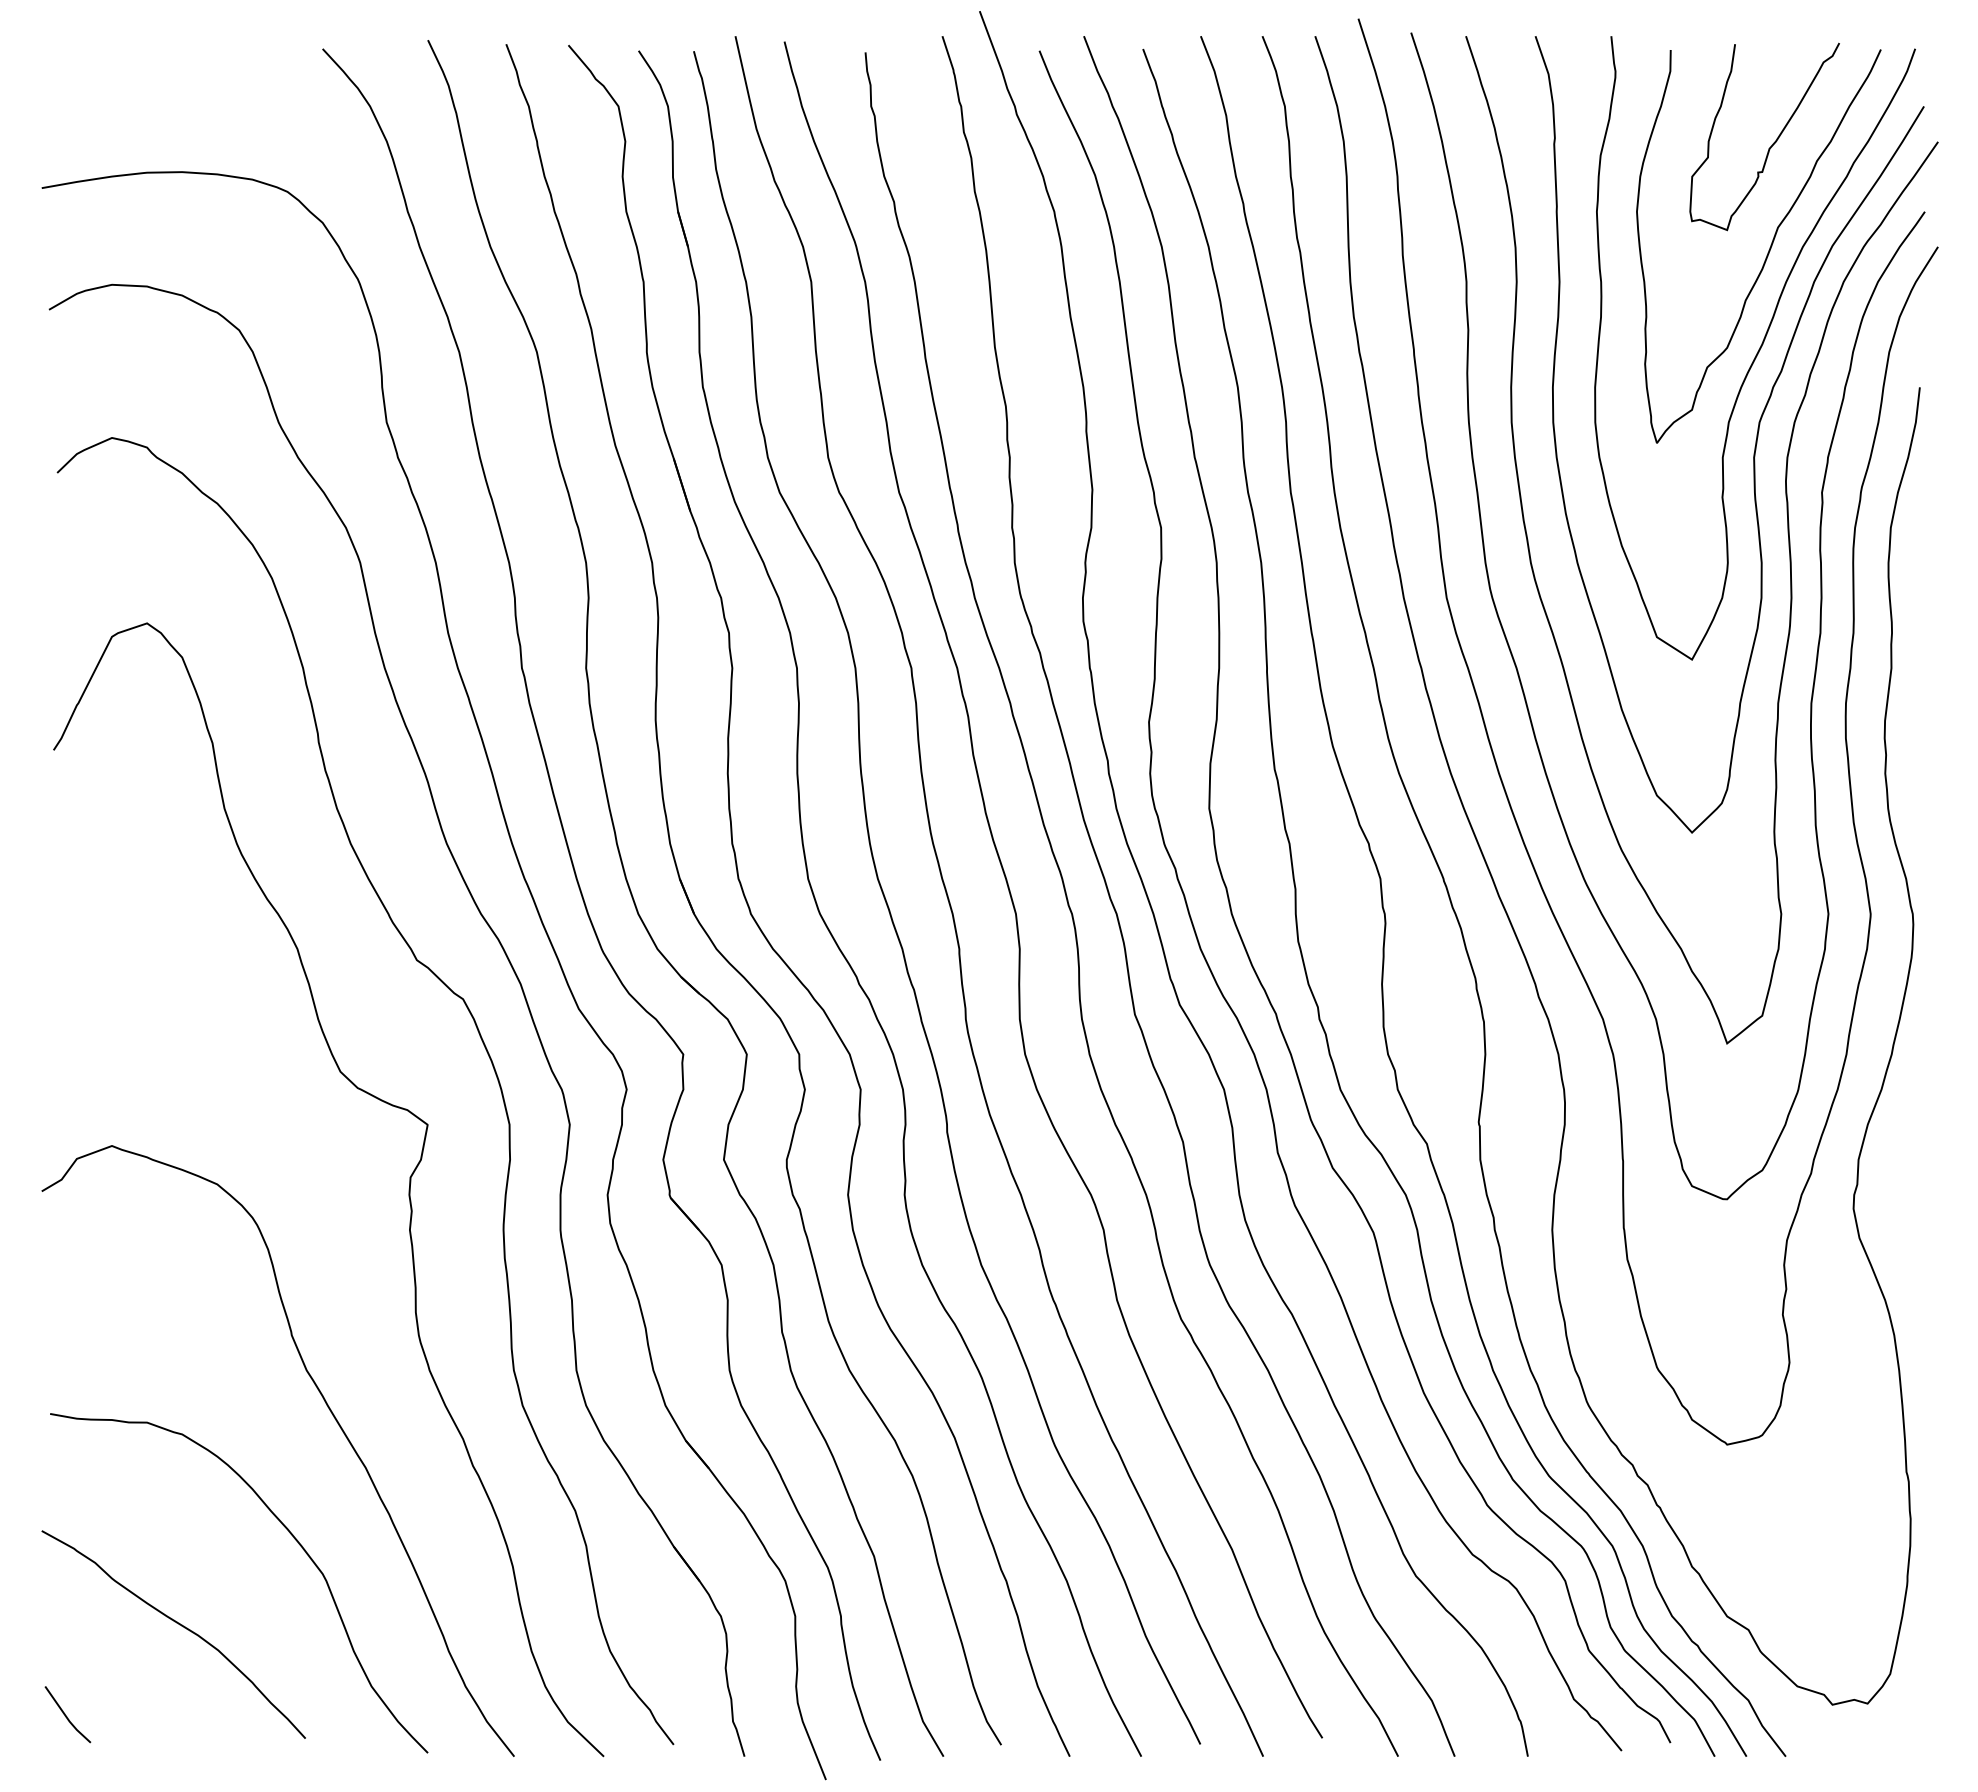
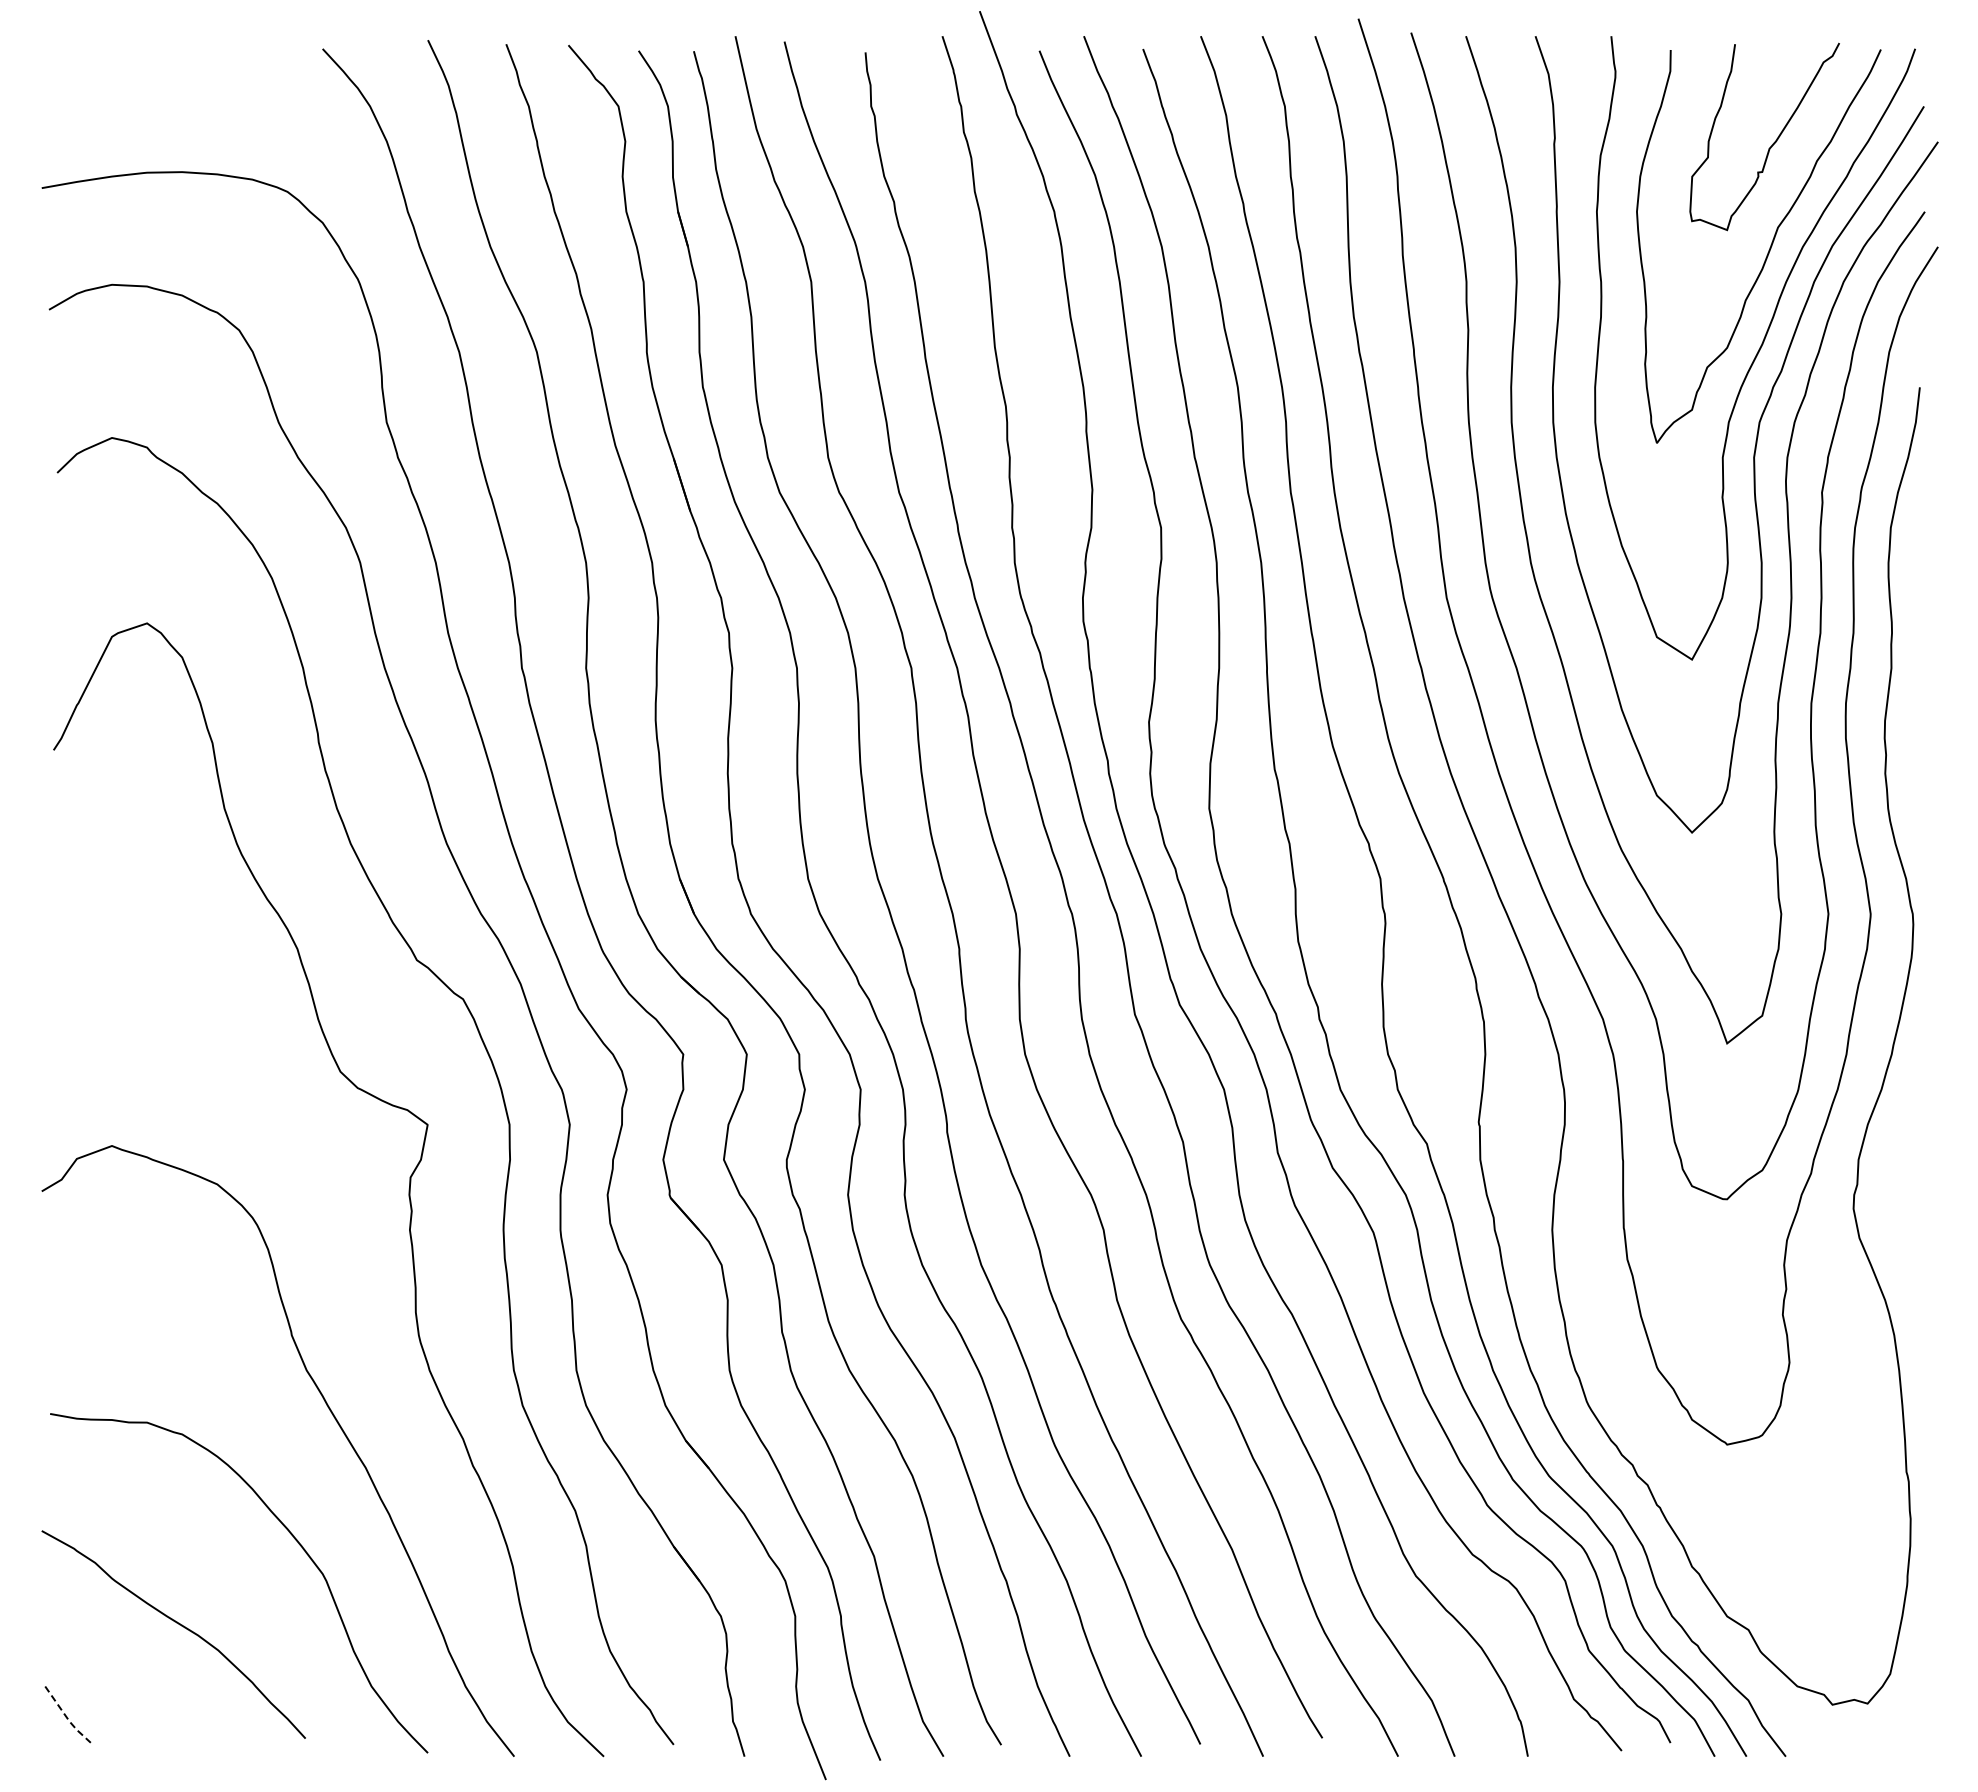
line: solid -> dashed (66, 1717)
